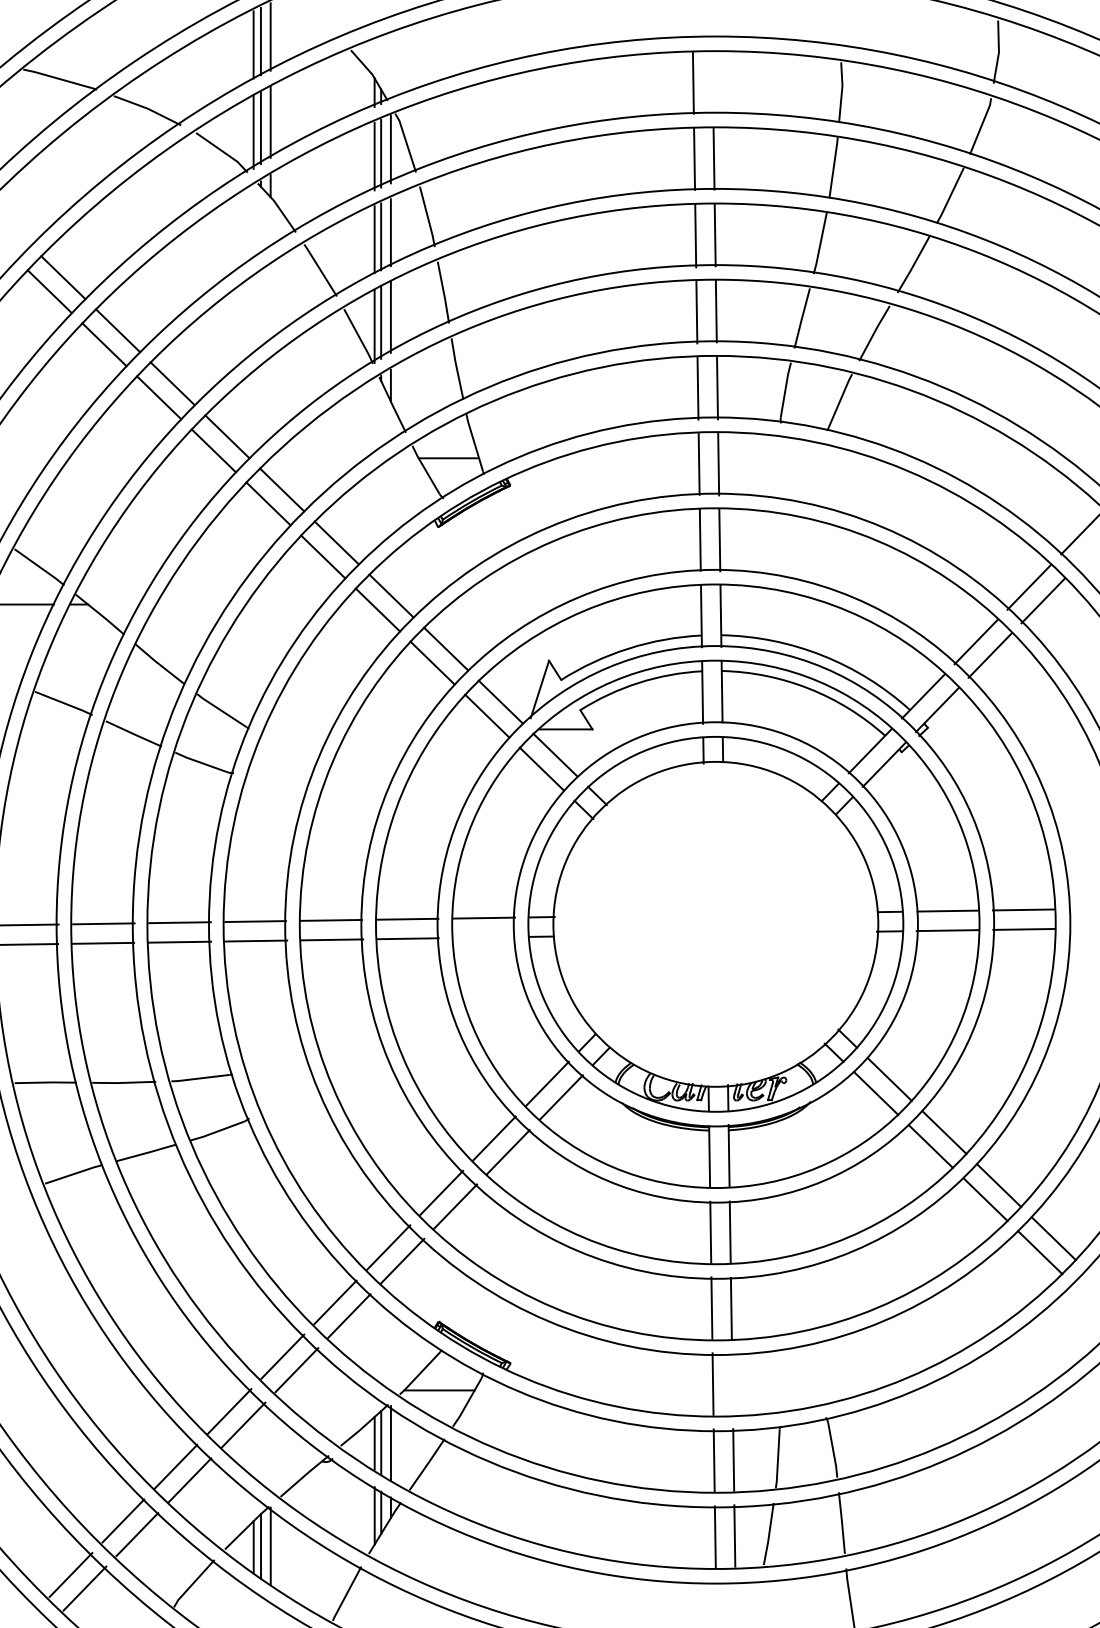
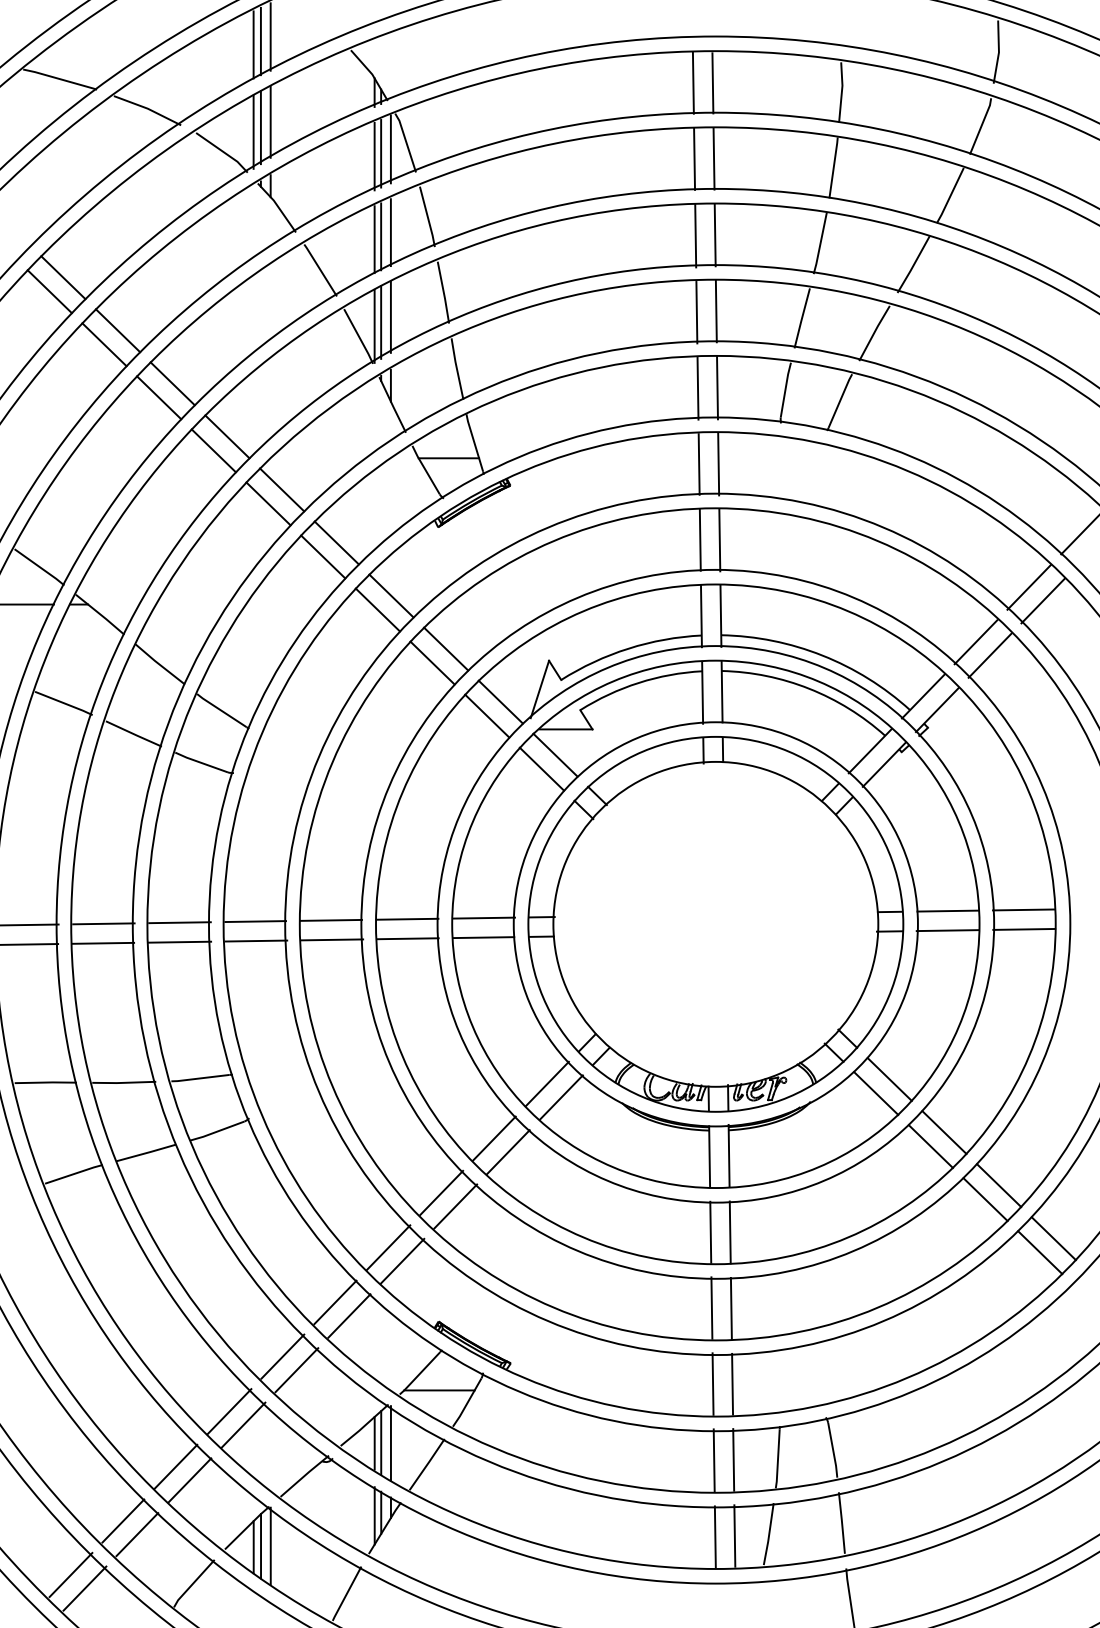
line: none -> present (712, 83)
line: none -> present (483, 937)
line: none -> present (732, 1383)
